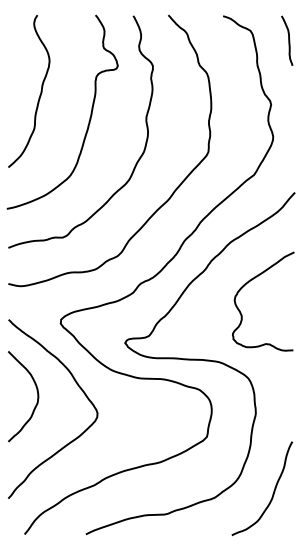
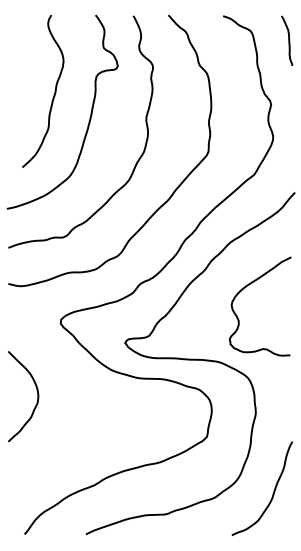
curve position: (39, 94) -> (53, 94) (53, 94)
curve position: (248, 283) -> (245, 288) (245, 288)
curve: present -> none (79, 388)
